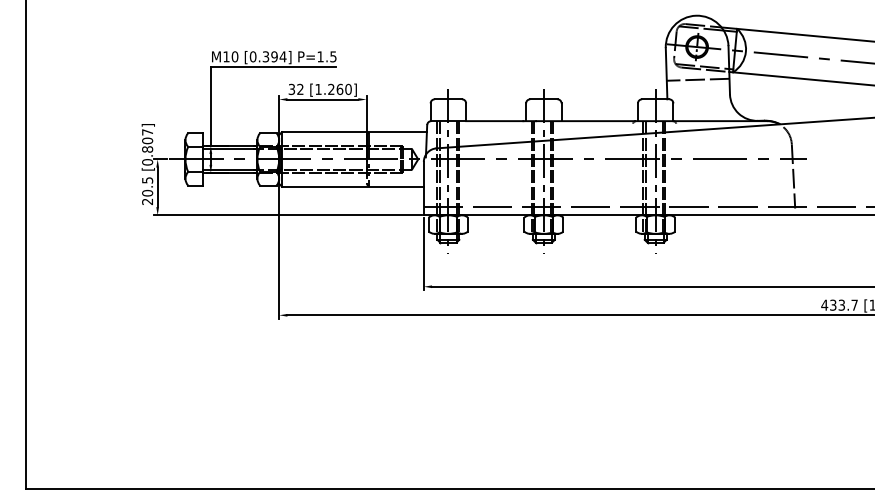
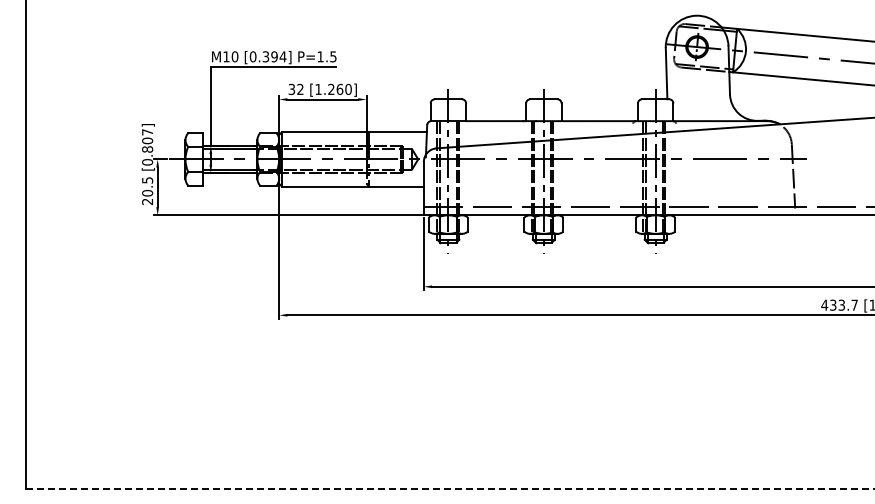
line: present -> none (697, 79)
line: solid -> dashed (451, 488)
